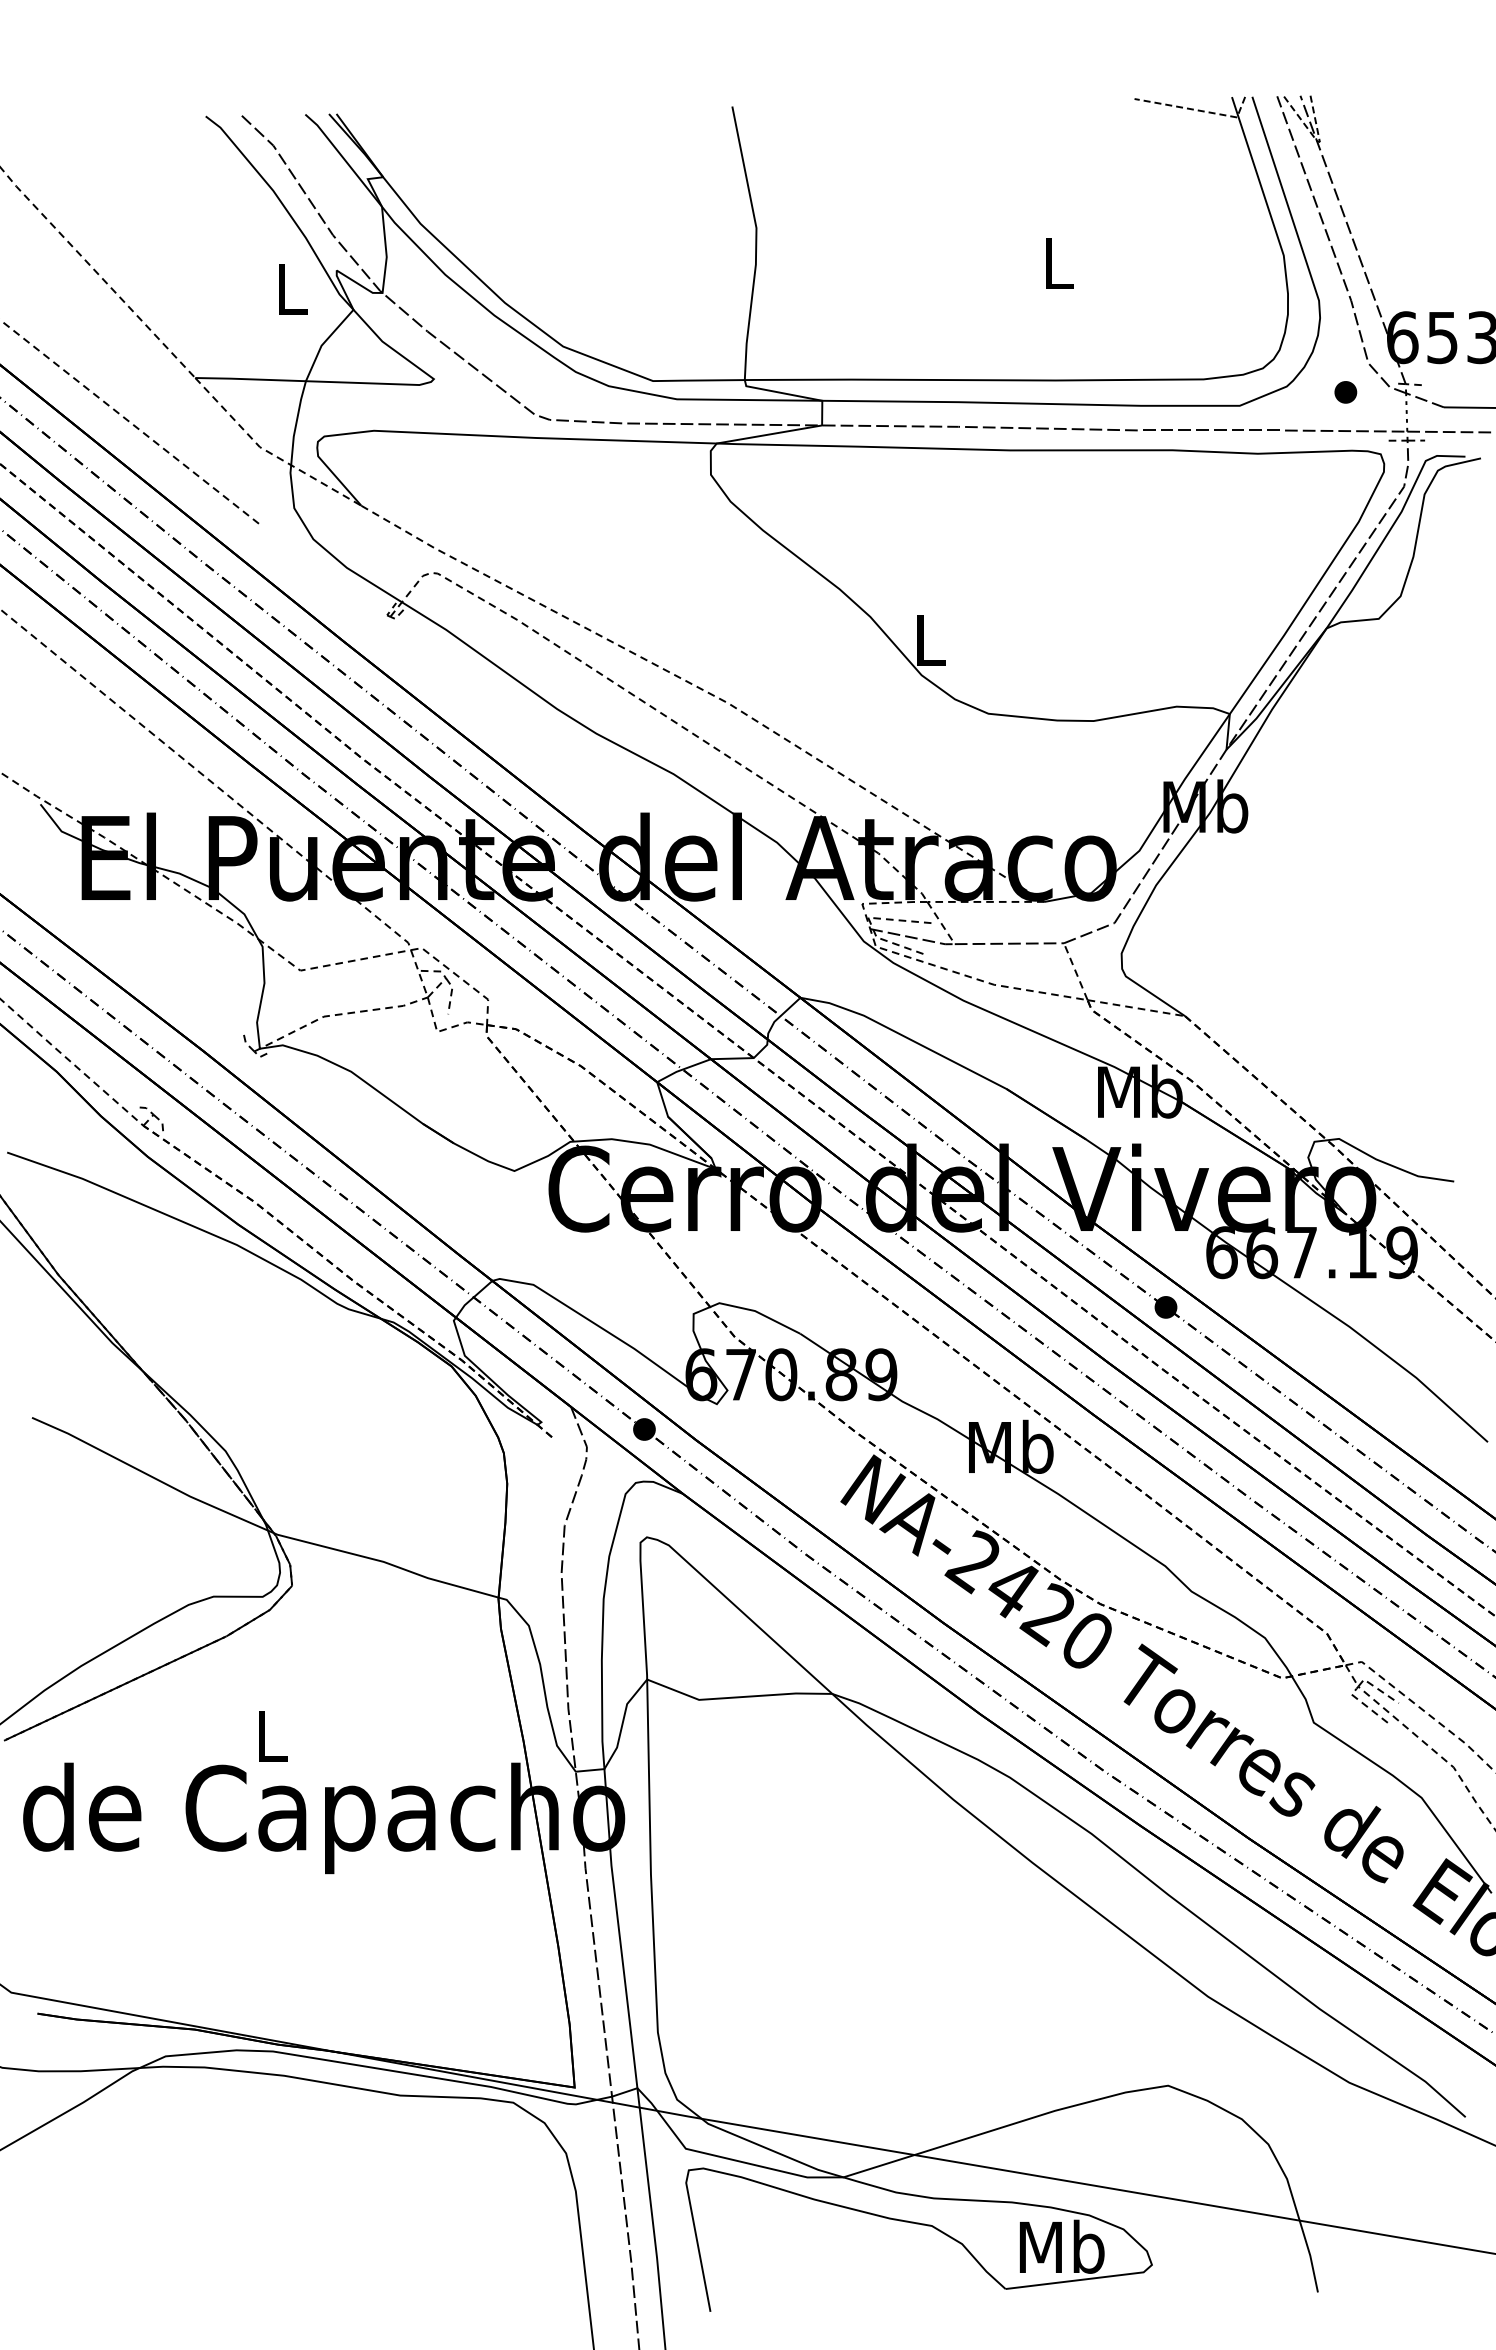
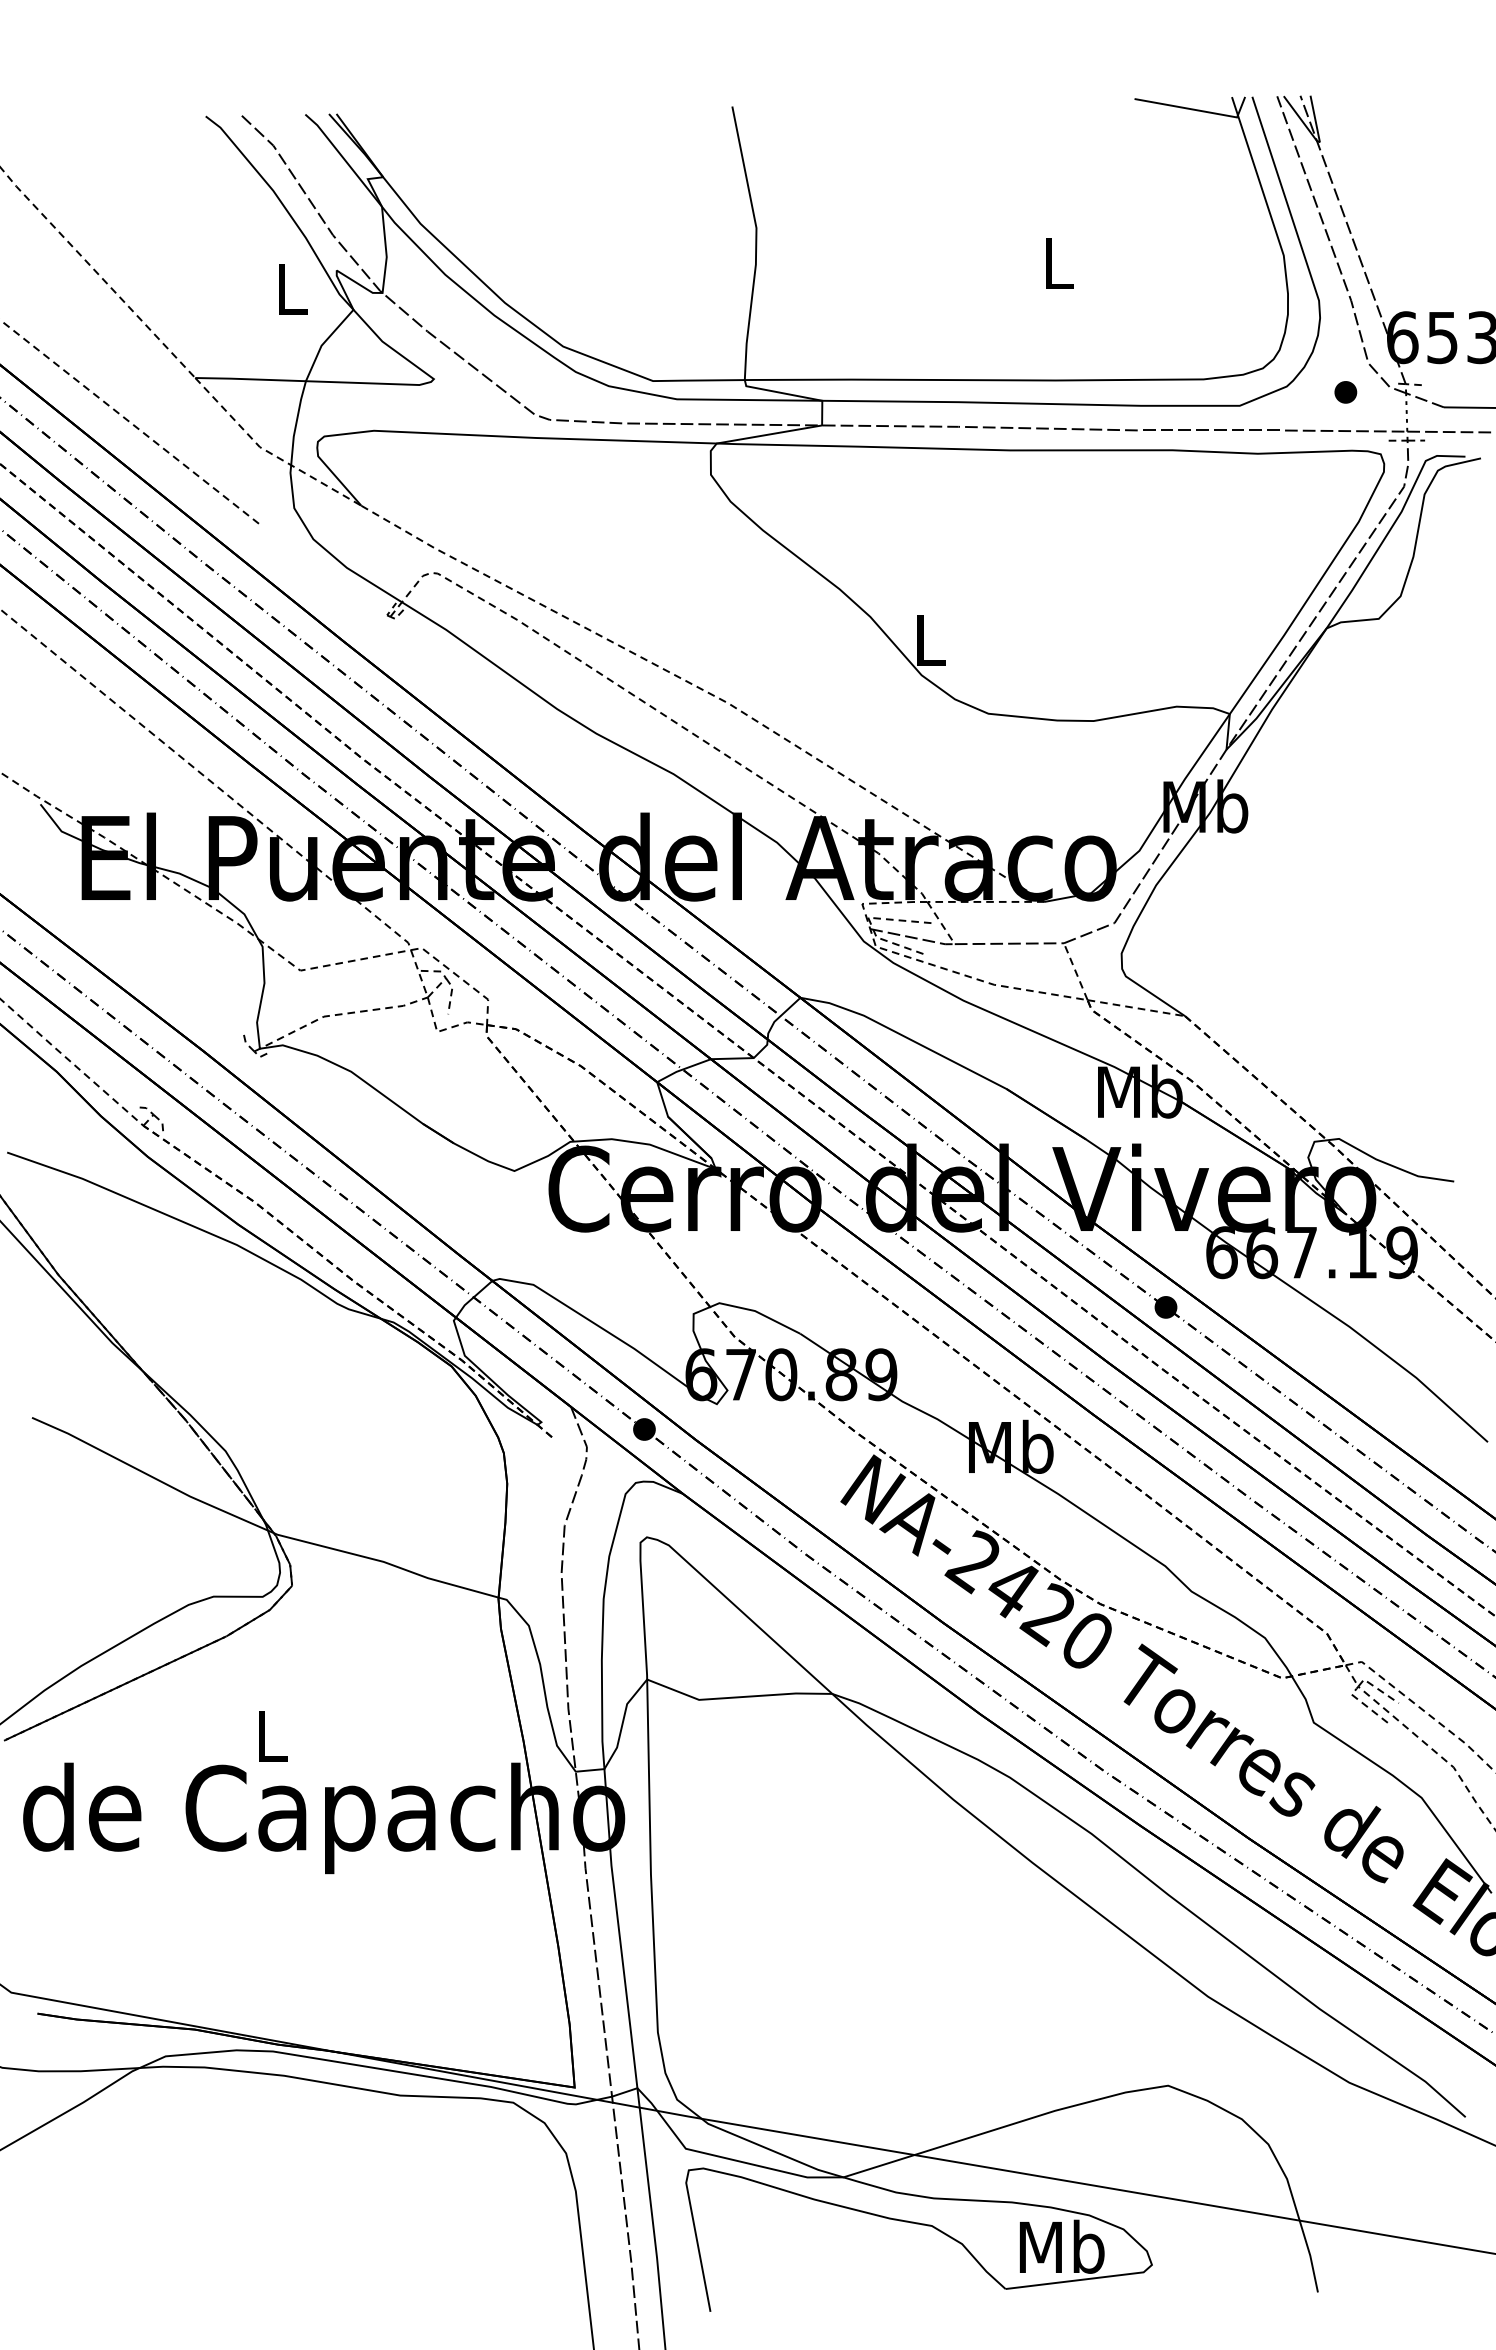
line: dashed -> solid (1197, 110)
line: dashed -> solid (1316, 140)
